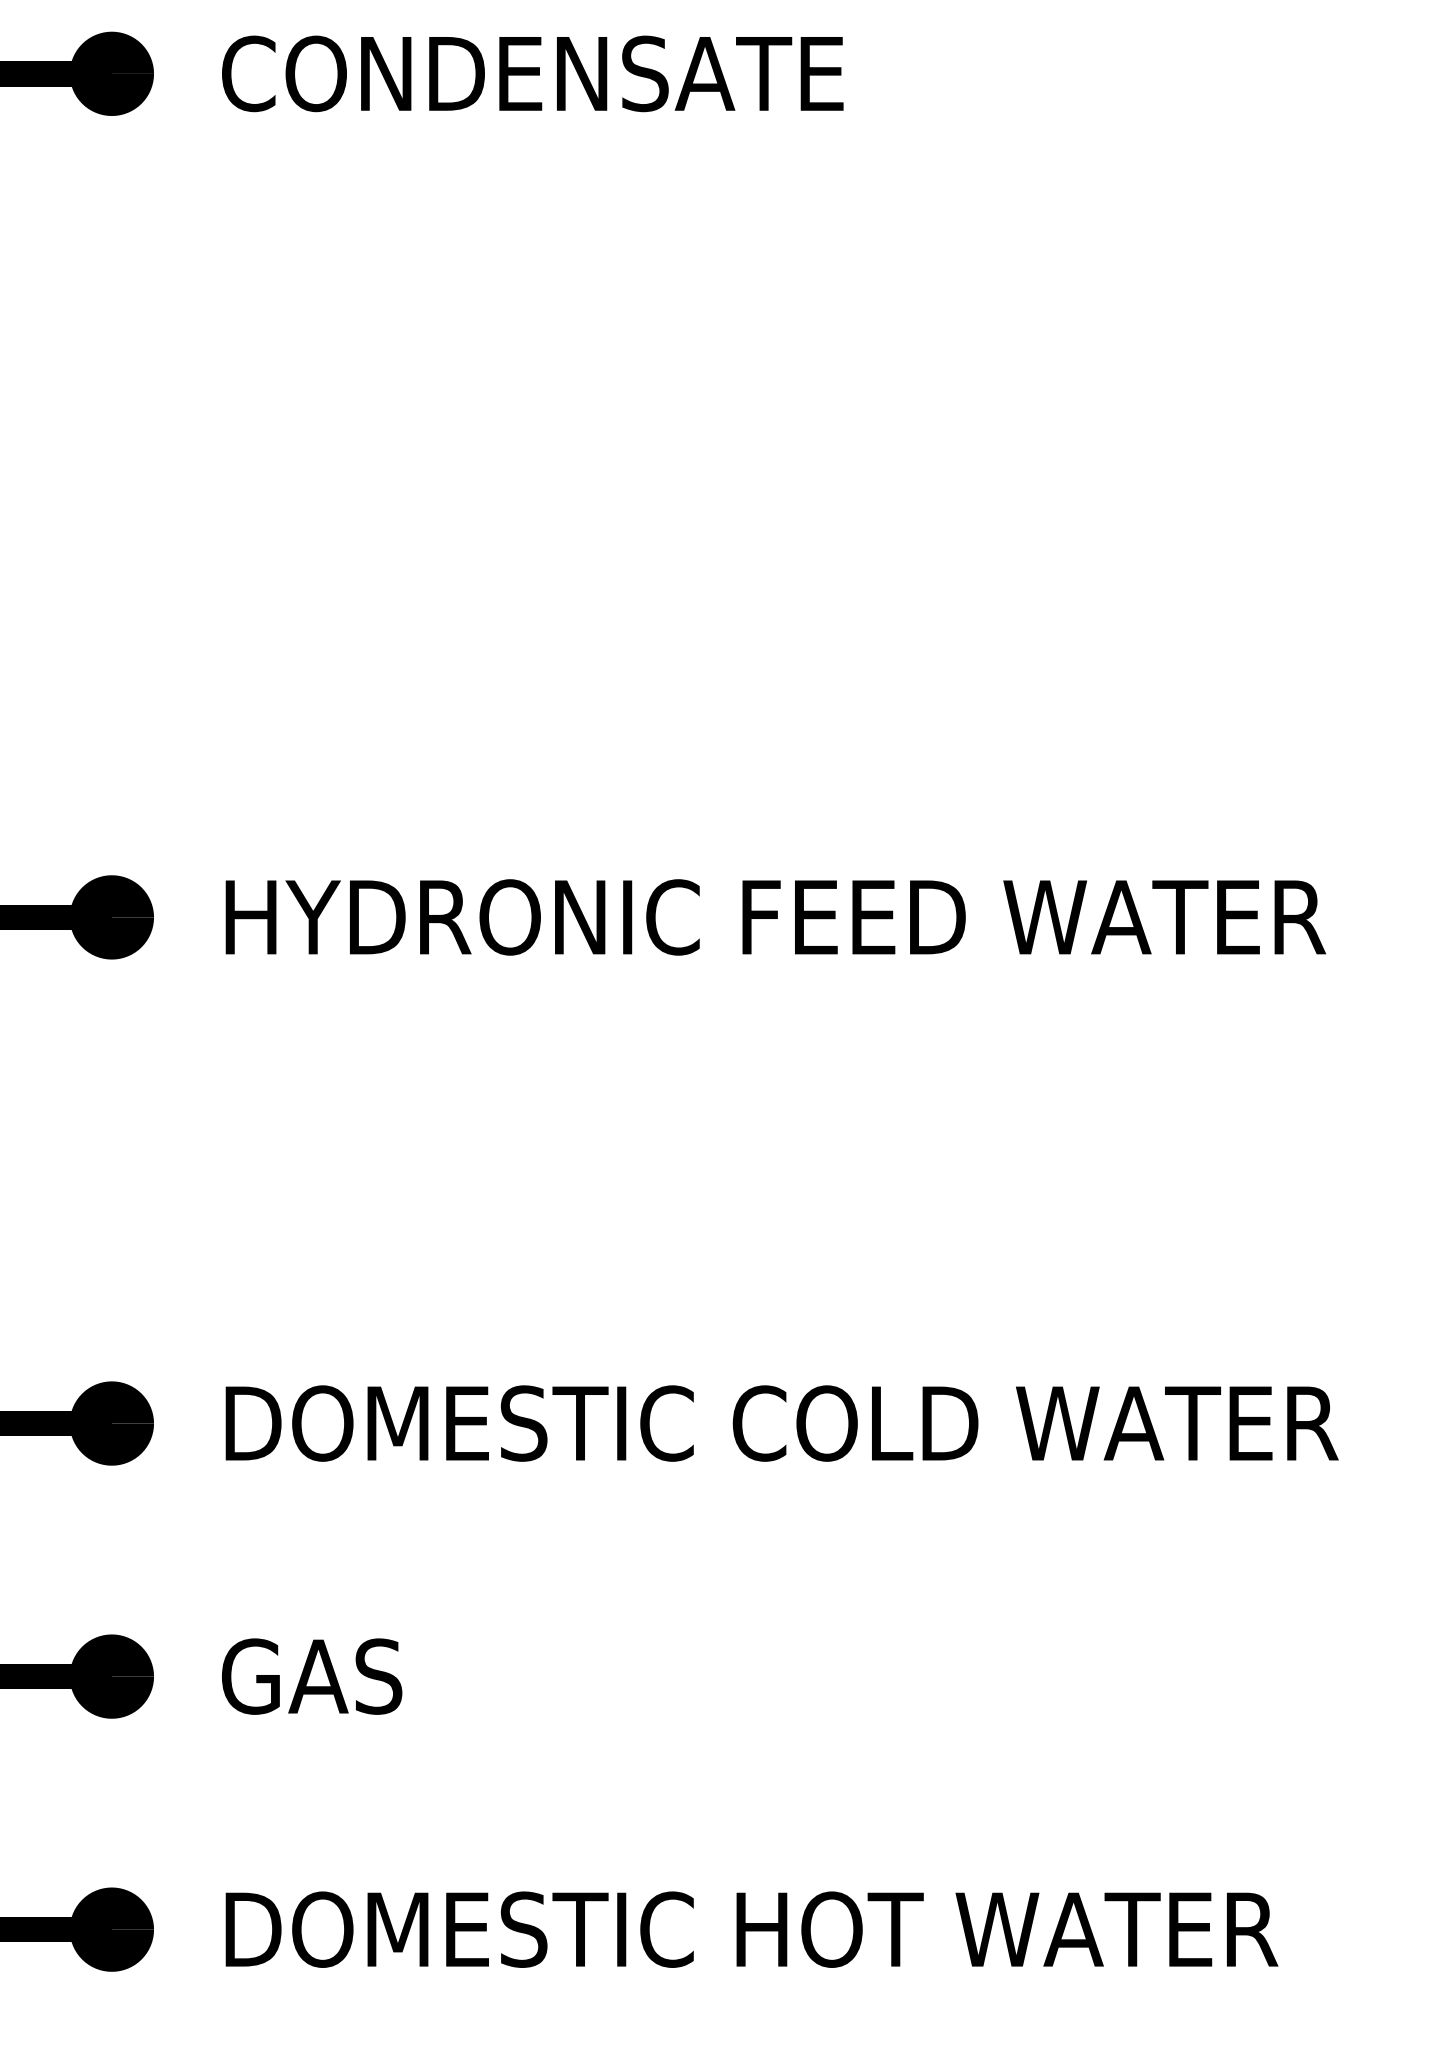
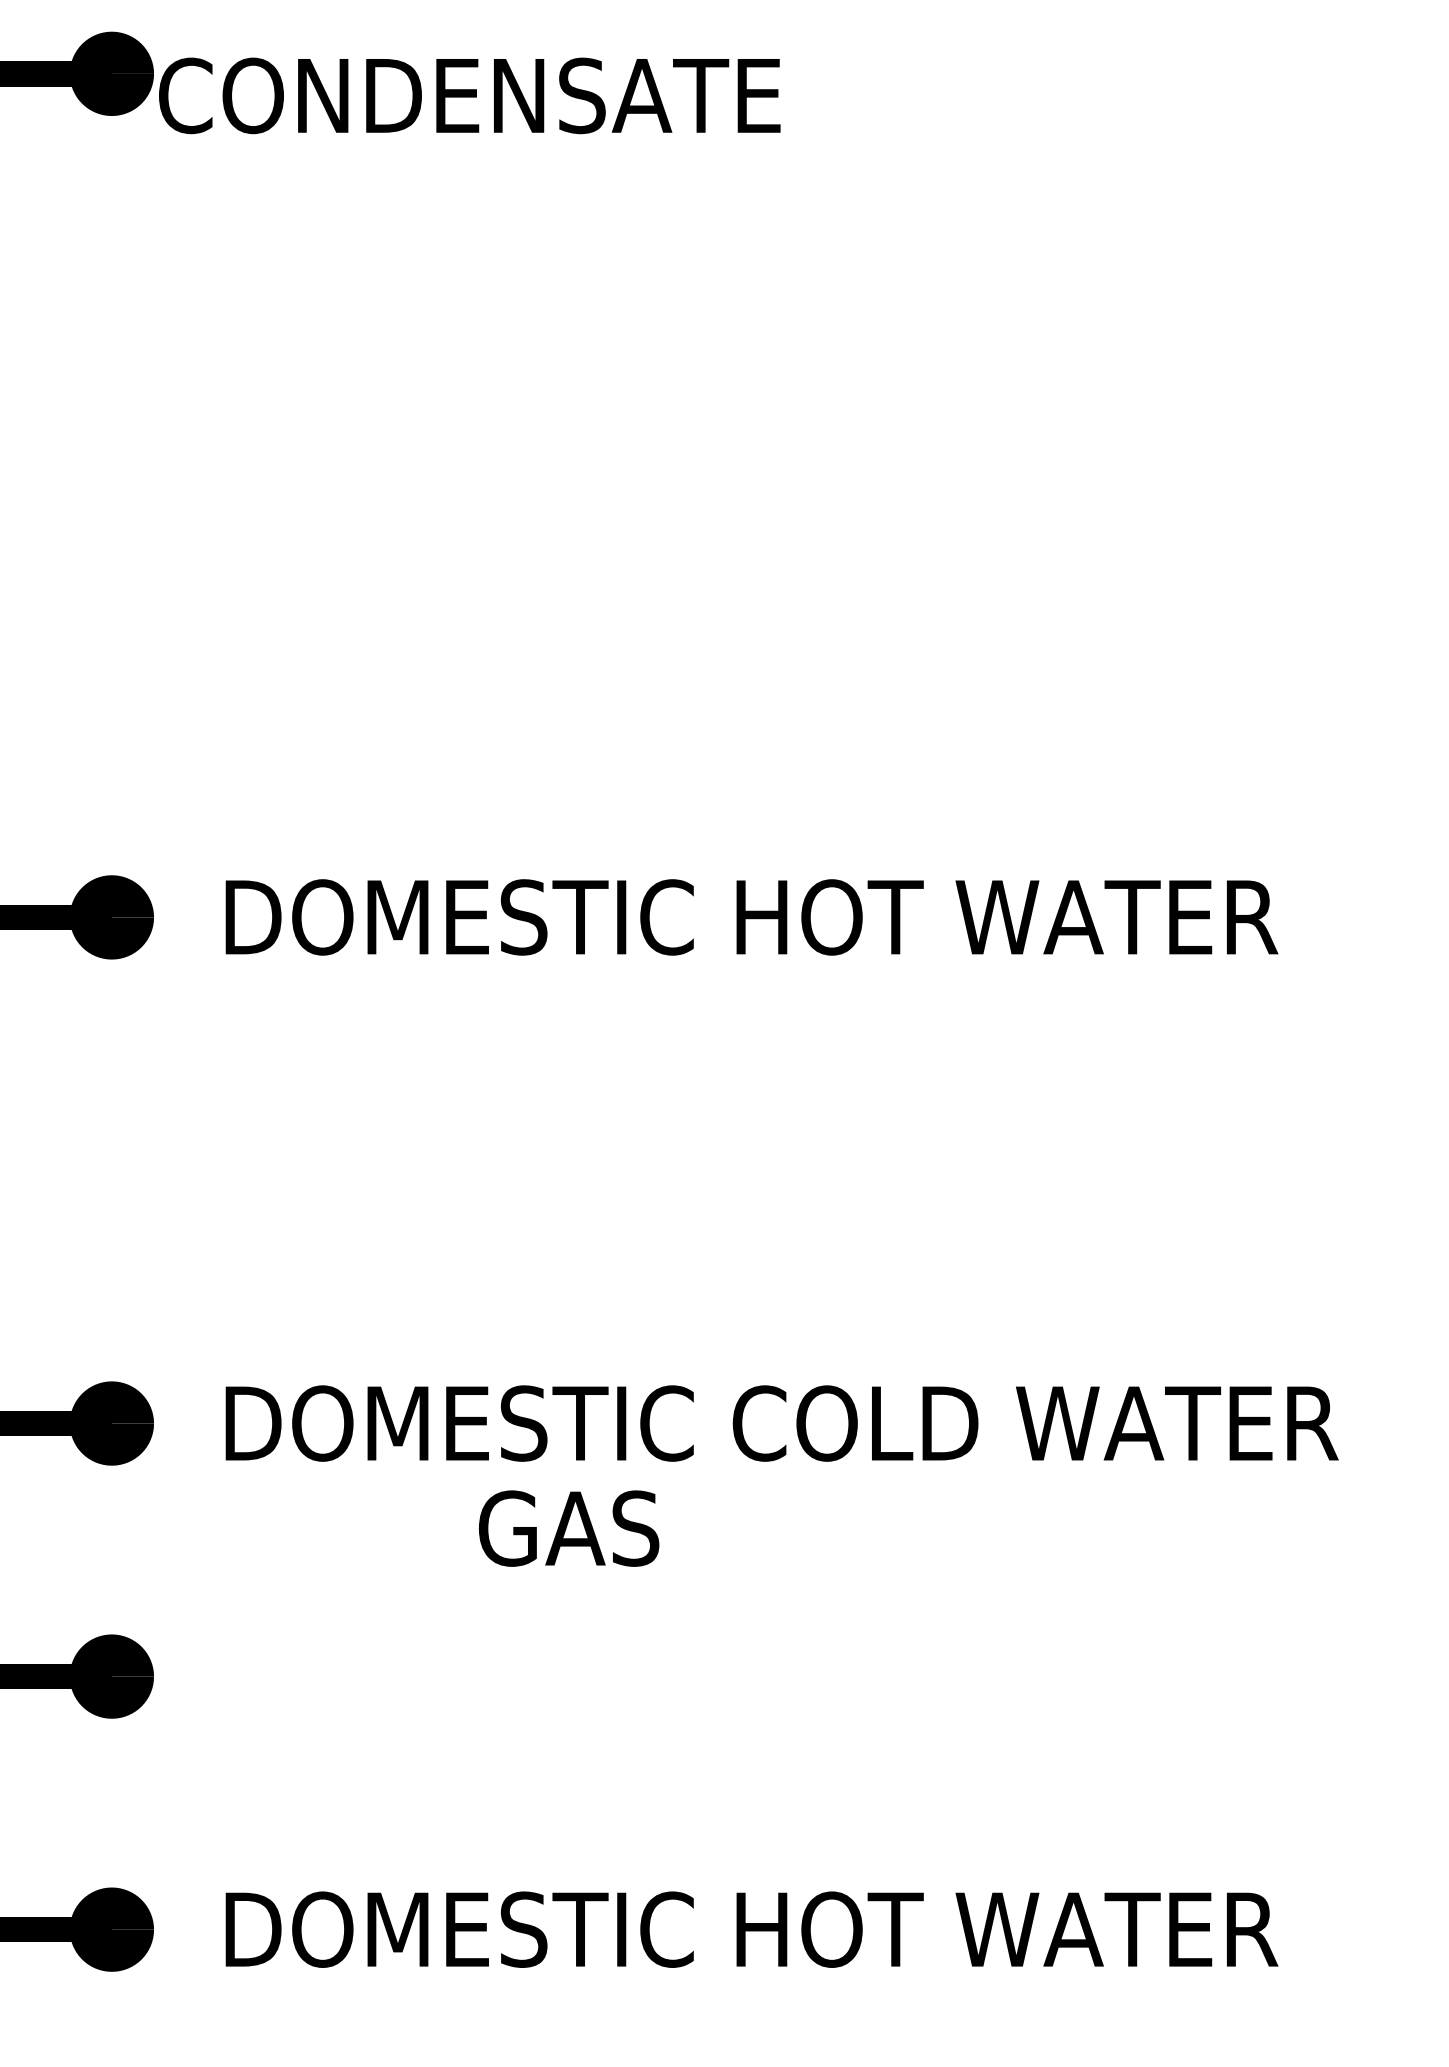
text position: (532, 73) -> (469, 95) (469, 95)
text: HYDRONIC FEED WATER -> DOMESTIC HOT WATER (780, 917)
text position: (312, 1676) -> (569, 1528) (569, 1528)
